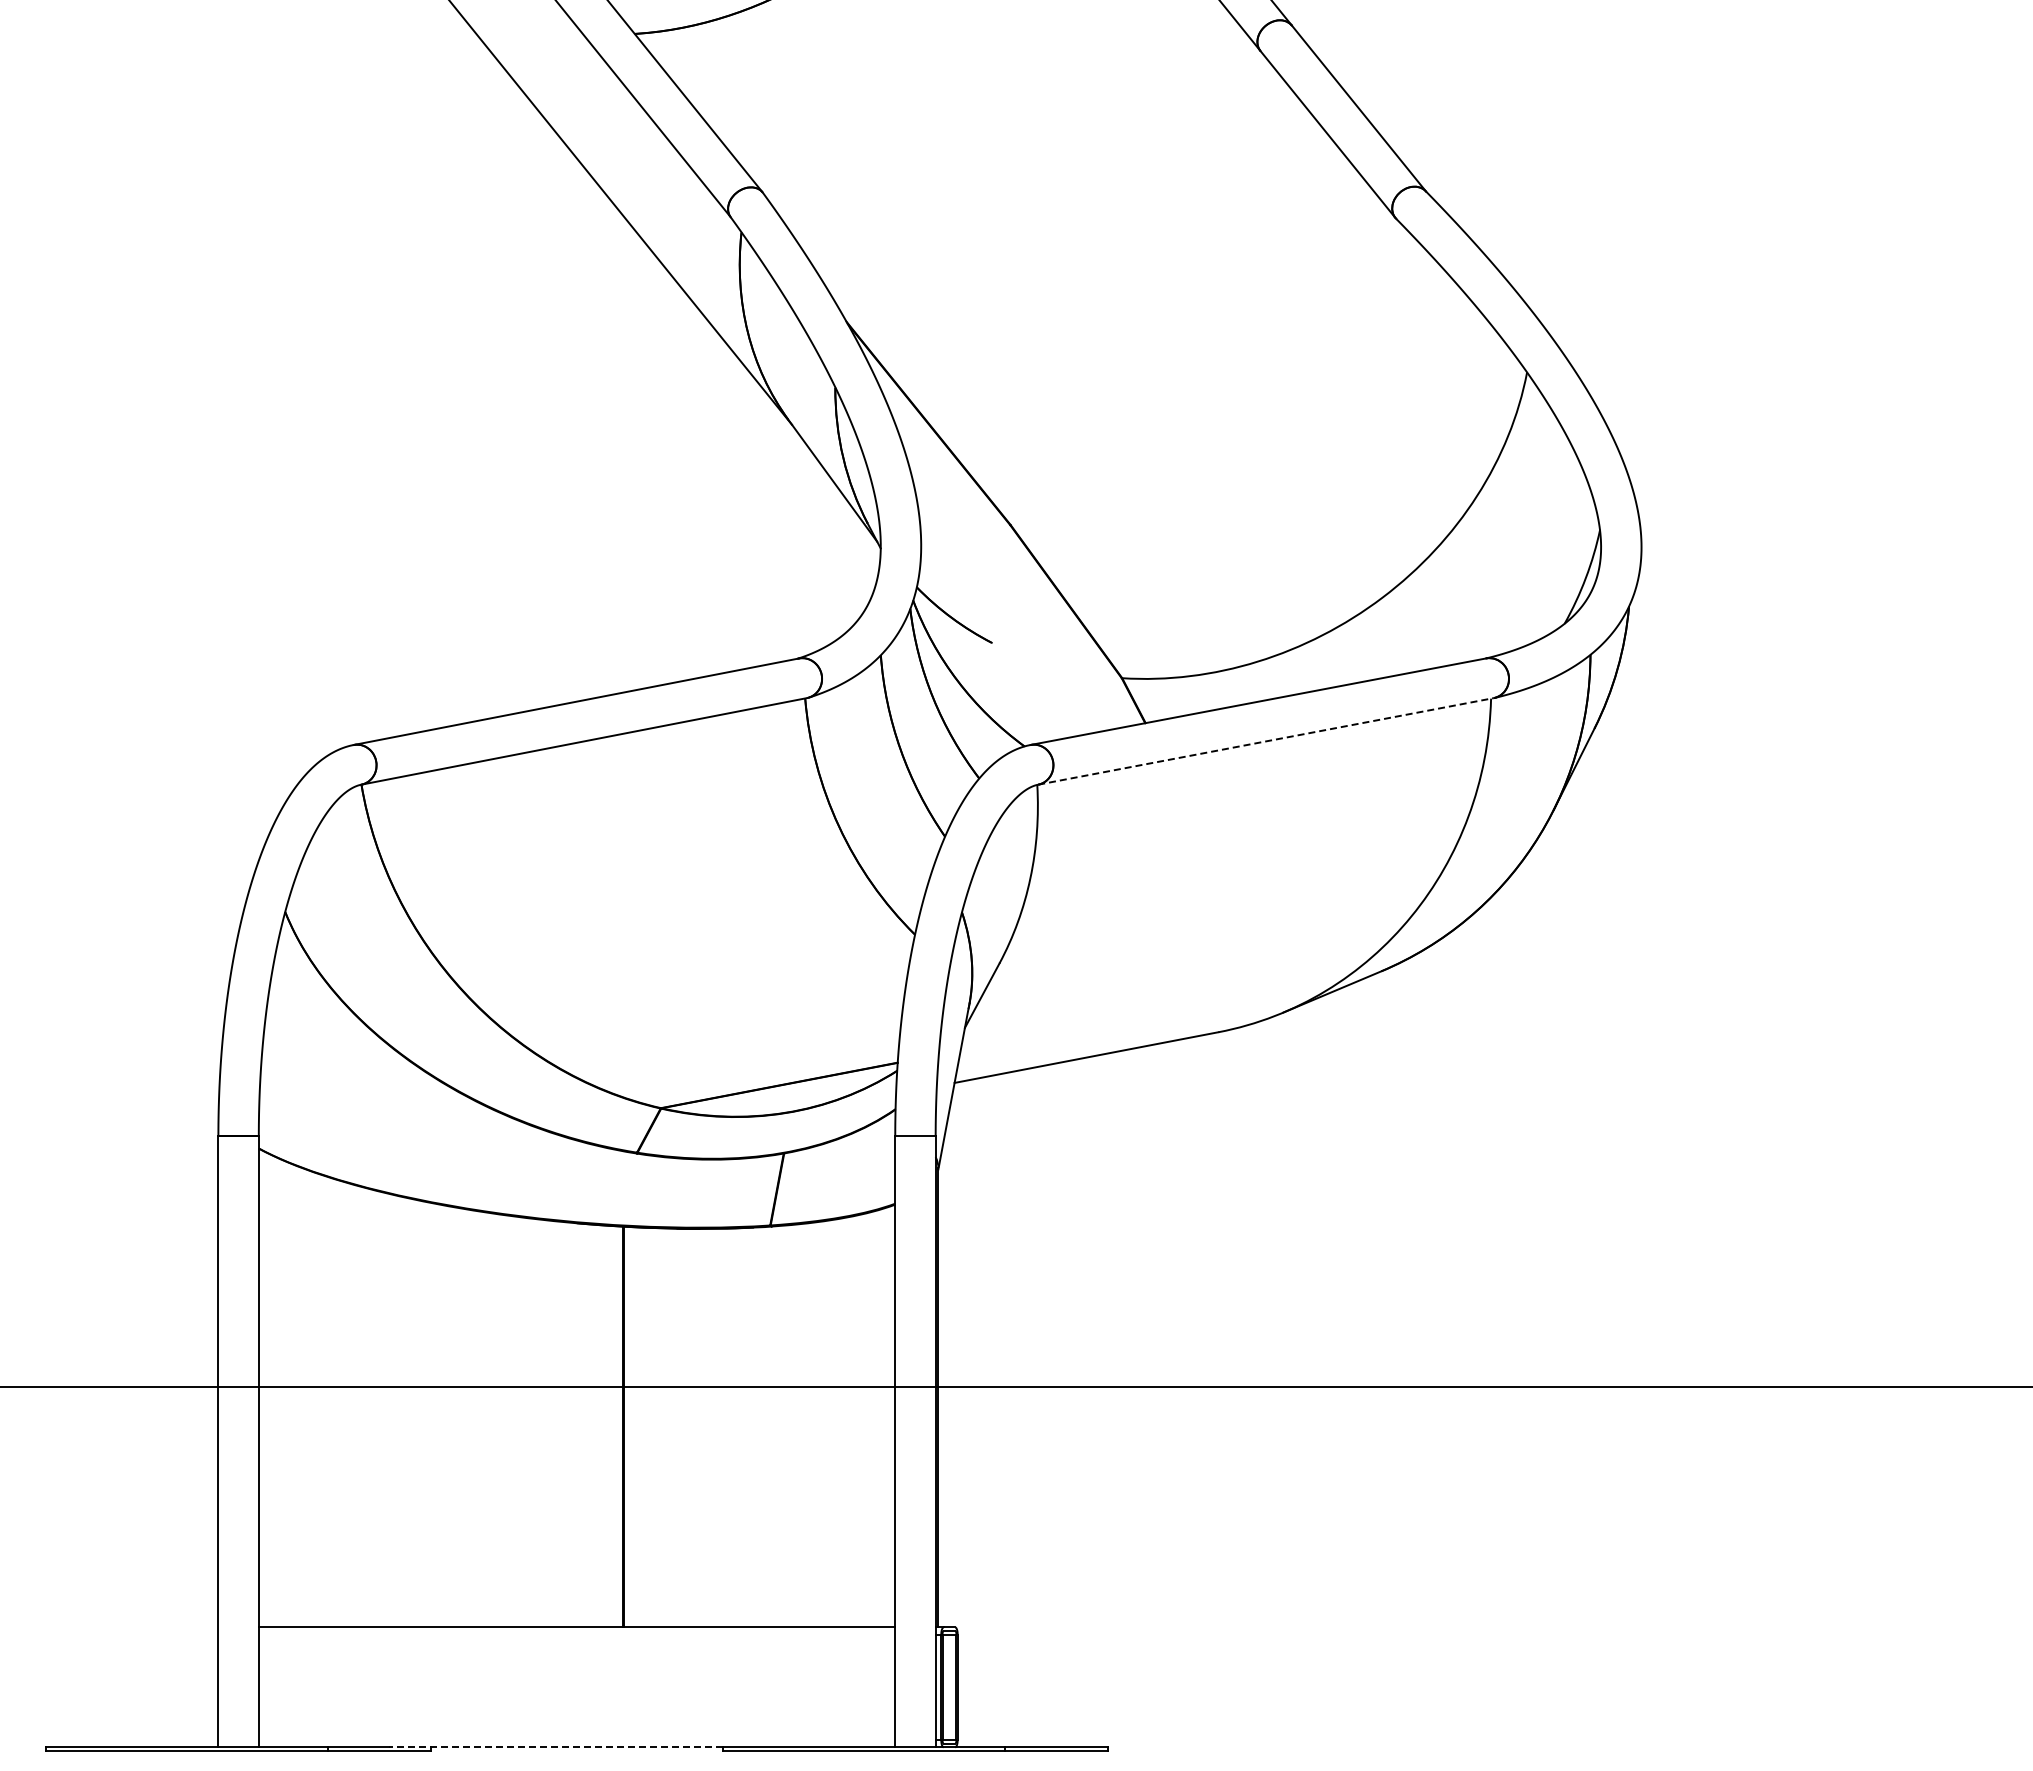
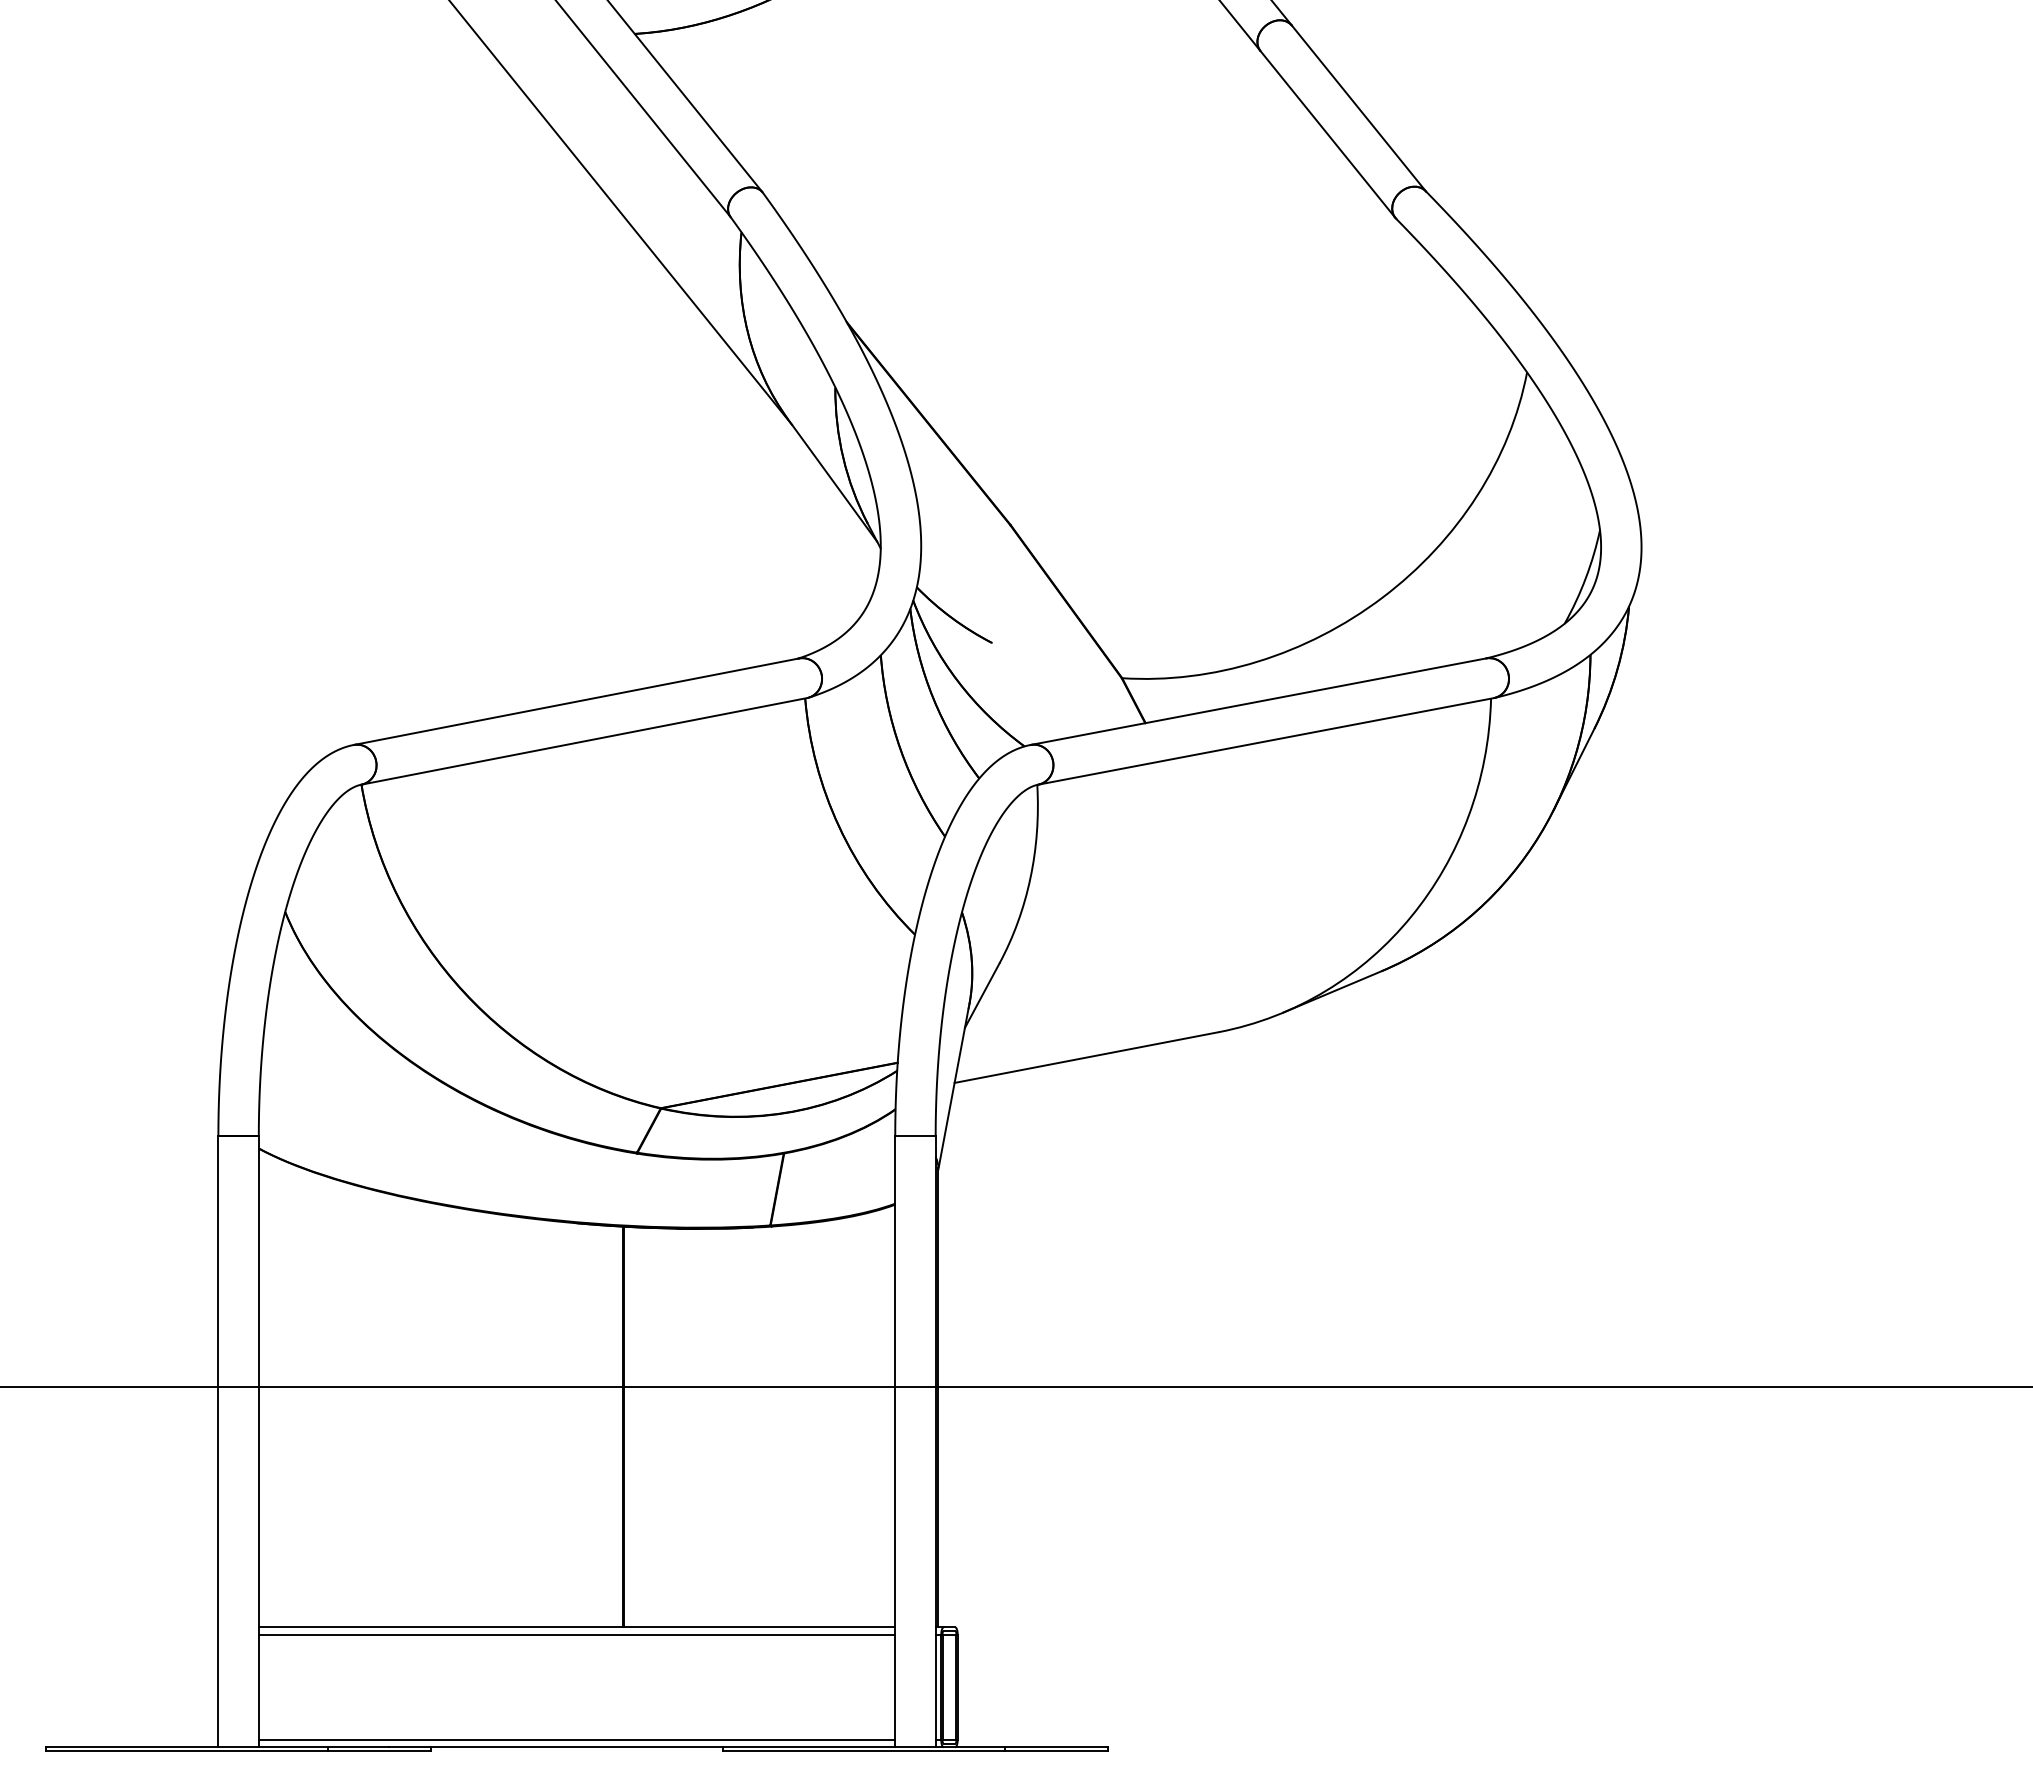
line: dashed -> solid (1265, 741)
line: none -> present (576, 1634)
line: none -> present (576, 1740)
line: dashed -> solid (555, 1747)
